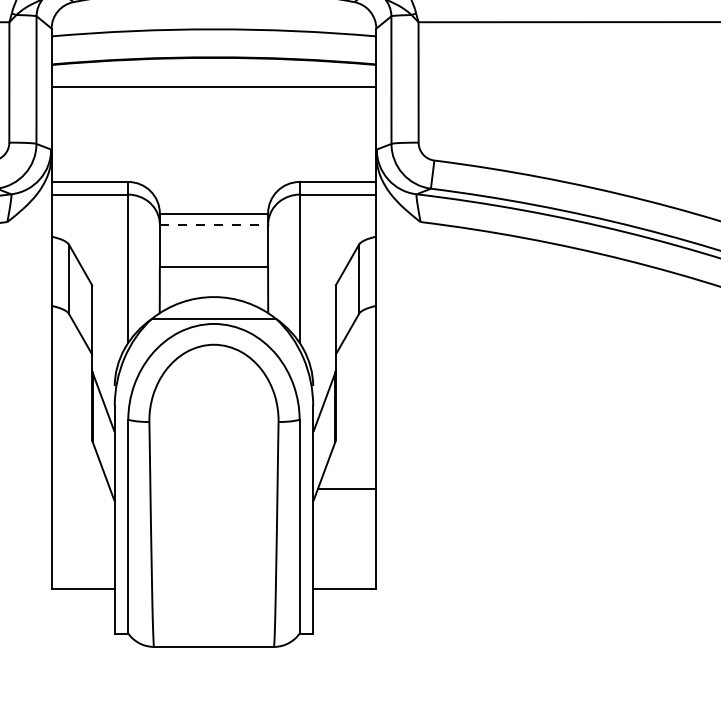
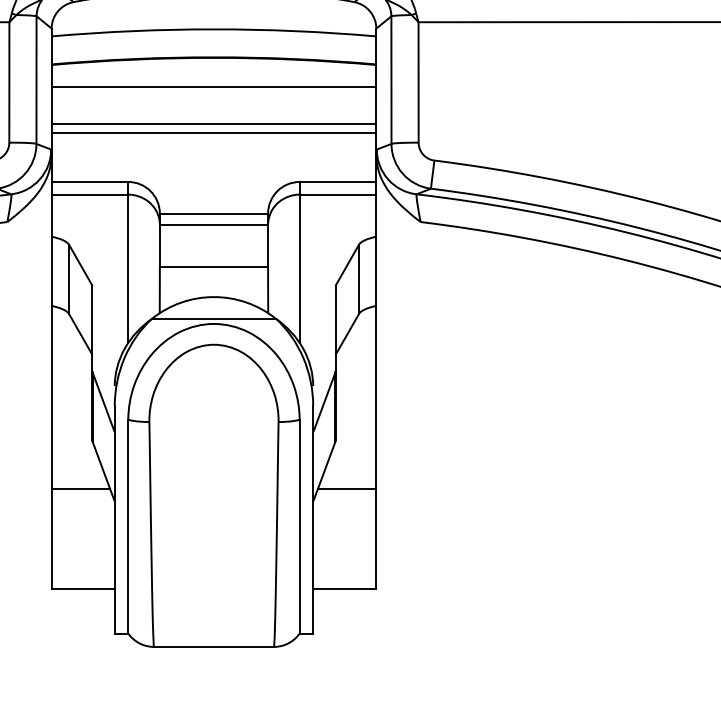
line: none -> present (213, 124)
line: none -> present (213, 132)
line: dashed -> solid (214, 224)
line: none -> present (80, 489)
